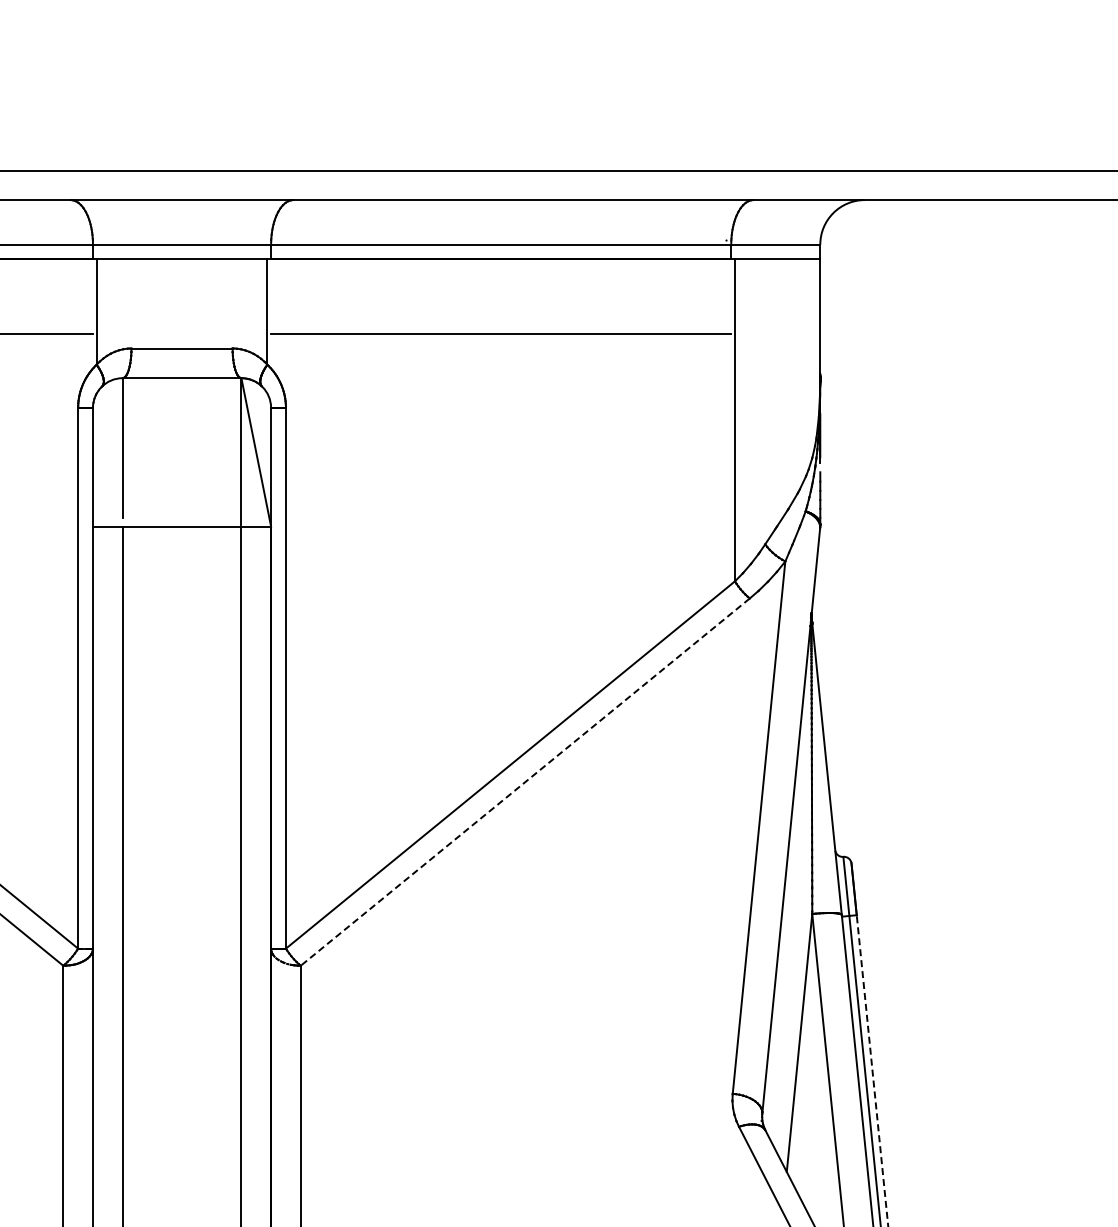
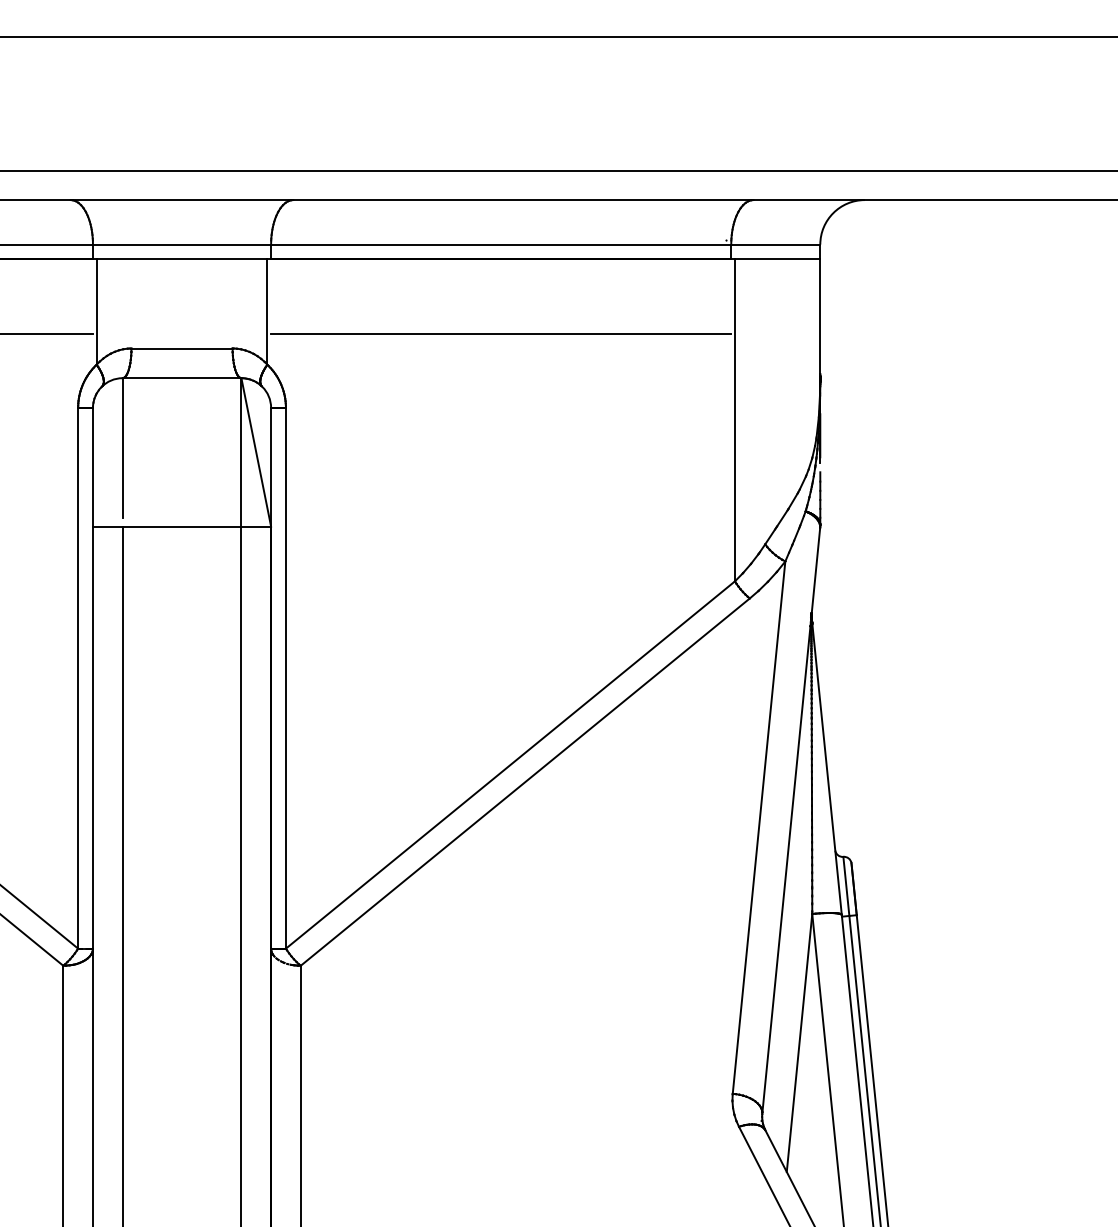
line: none -> present (558, 36)
line: dashed -> solid (524, 782)
line: dashed -> solid (872, 1070)
